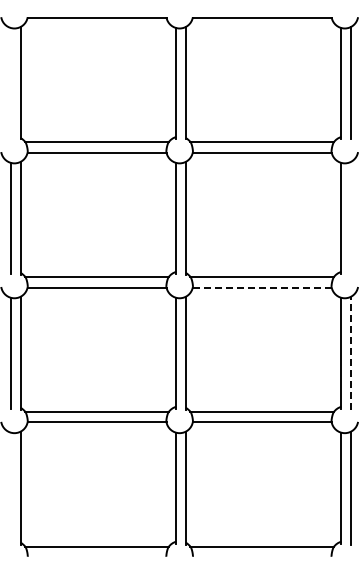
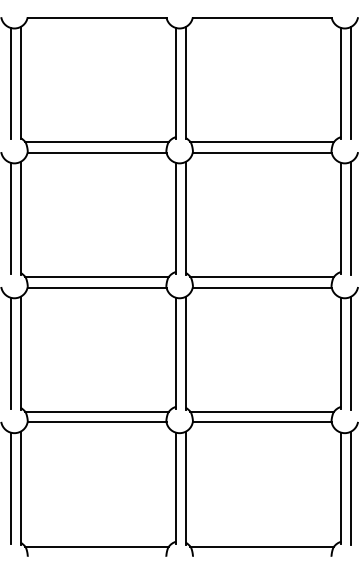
line: none -> present (11, 82)
line: none -> present (350, 217)
line: dashed -> solid (262, 287)
line: dashed -> solid (350, 353)
line: none -> present (11, 488)
